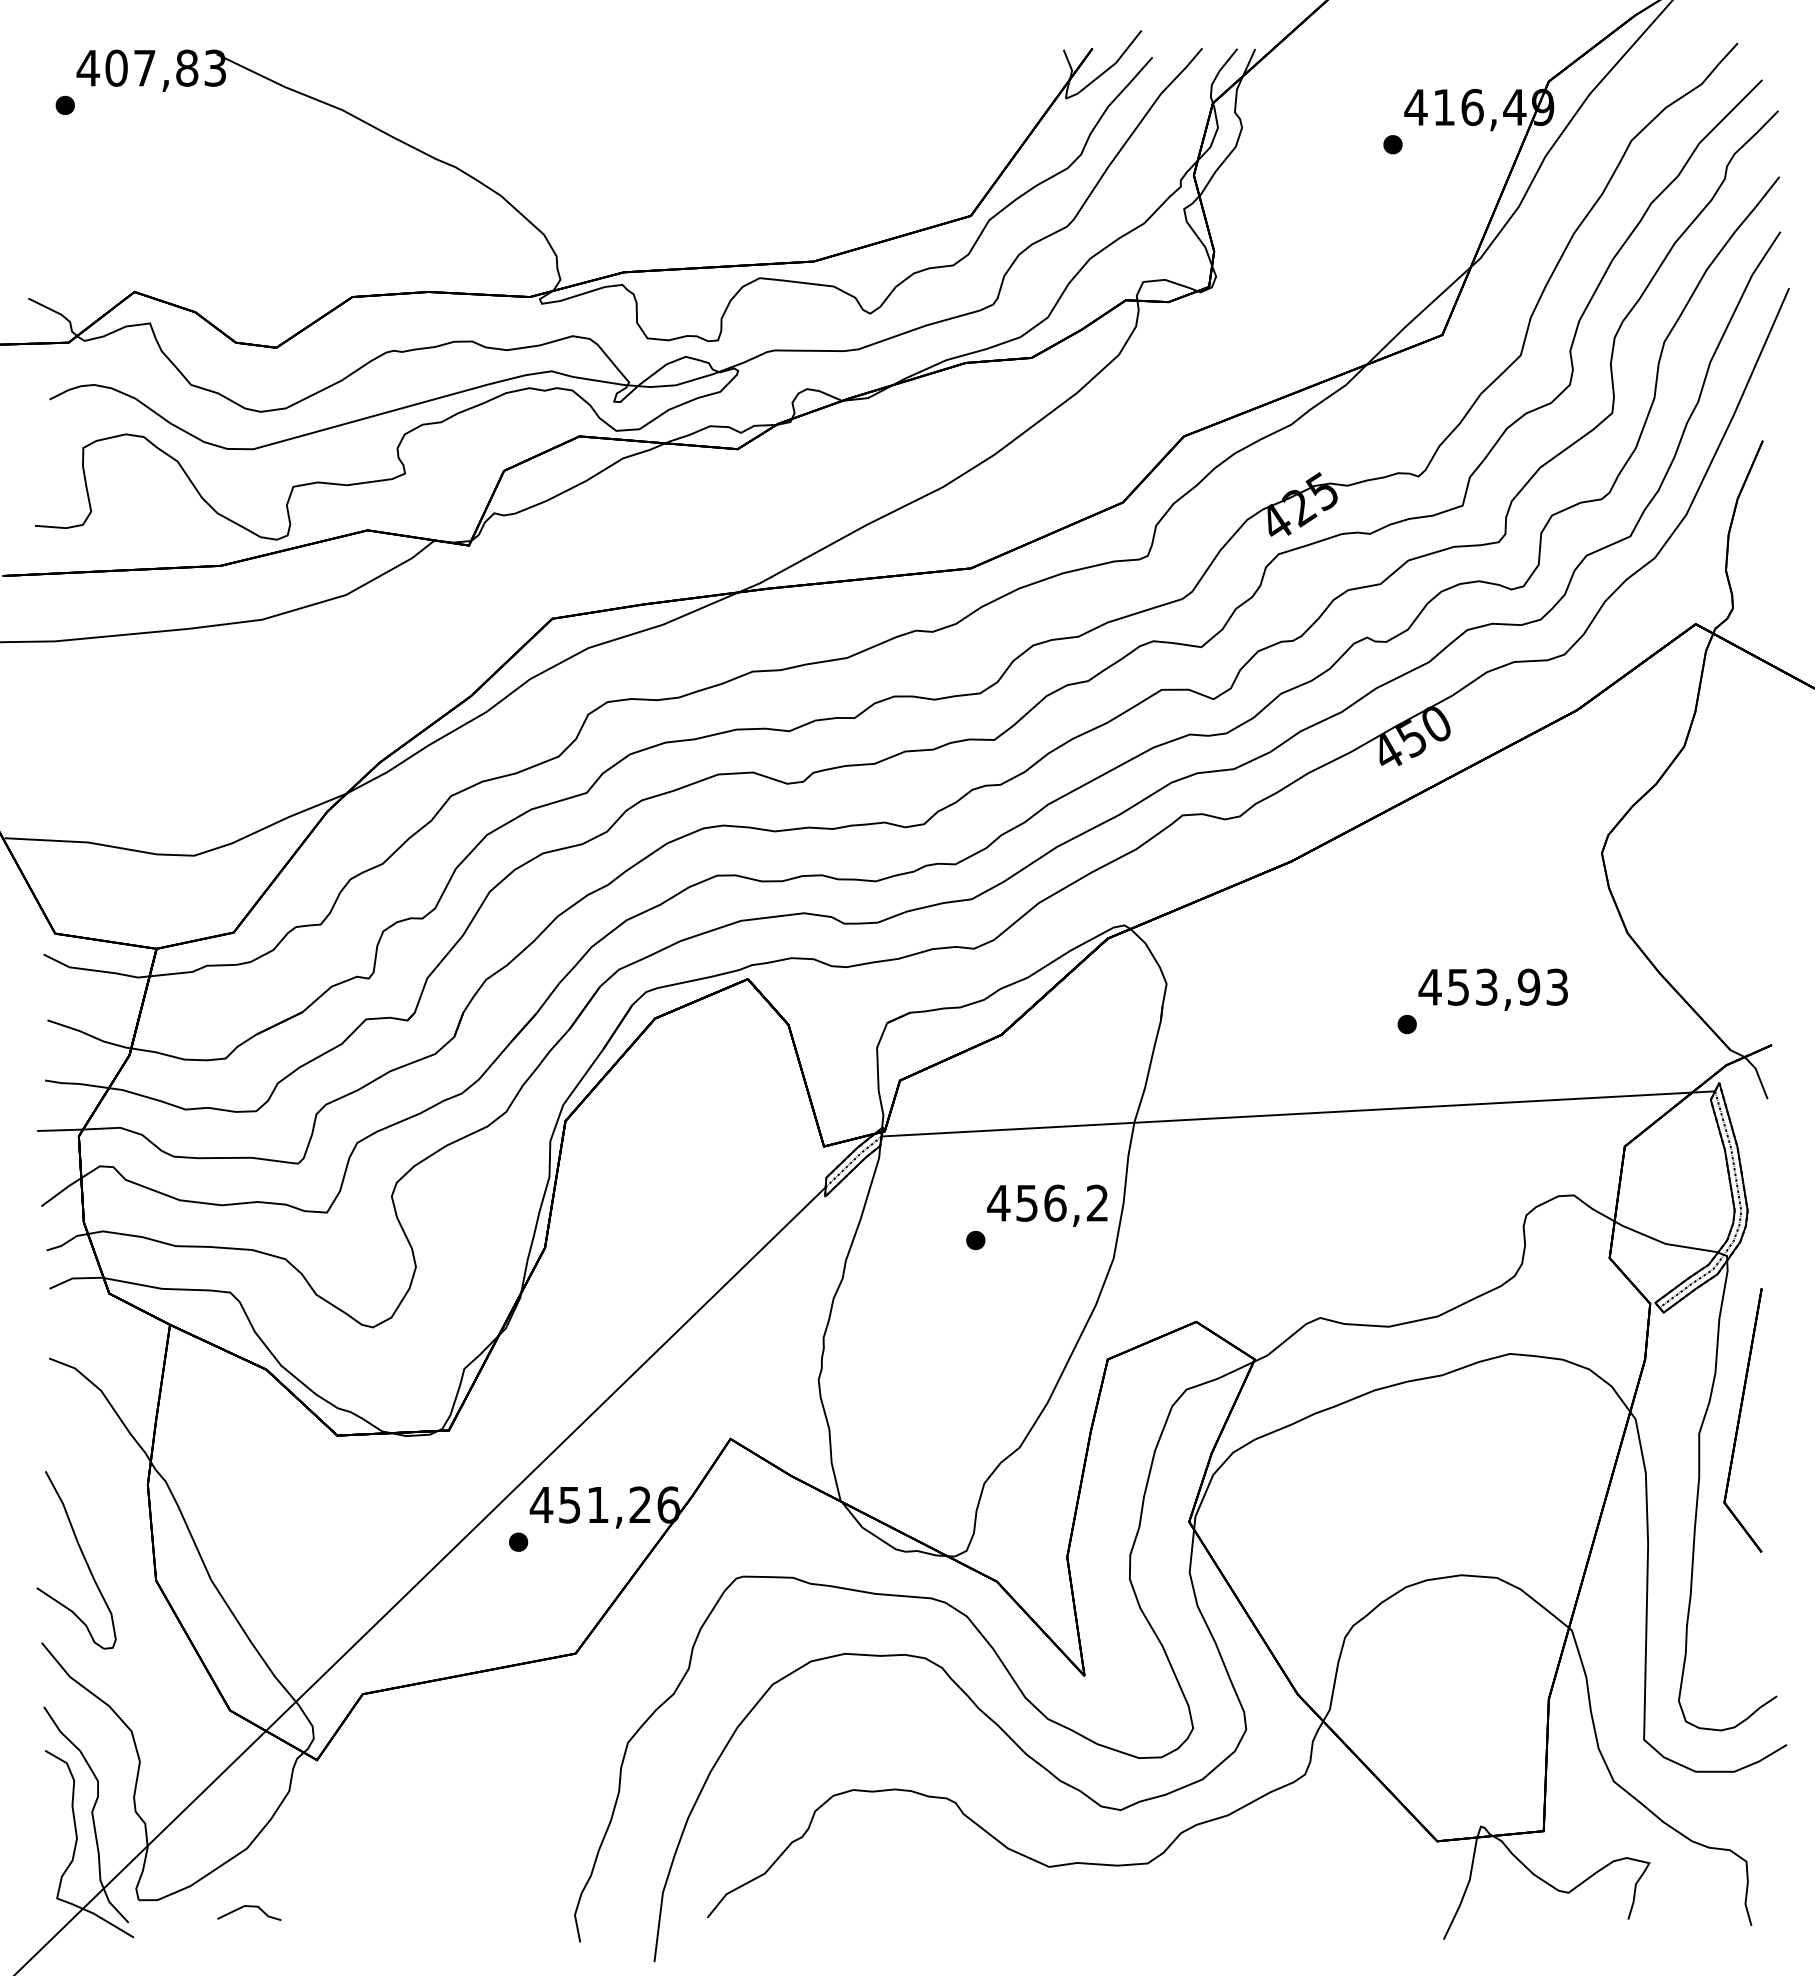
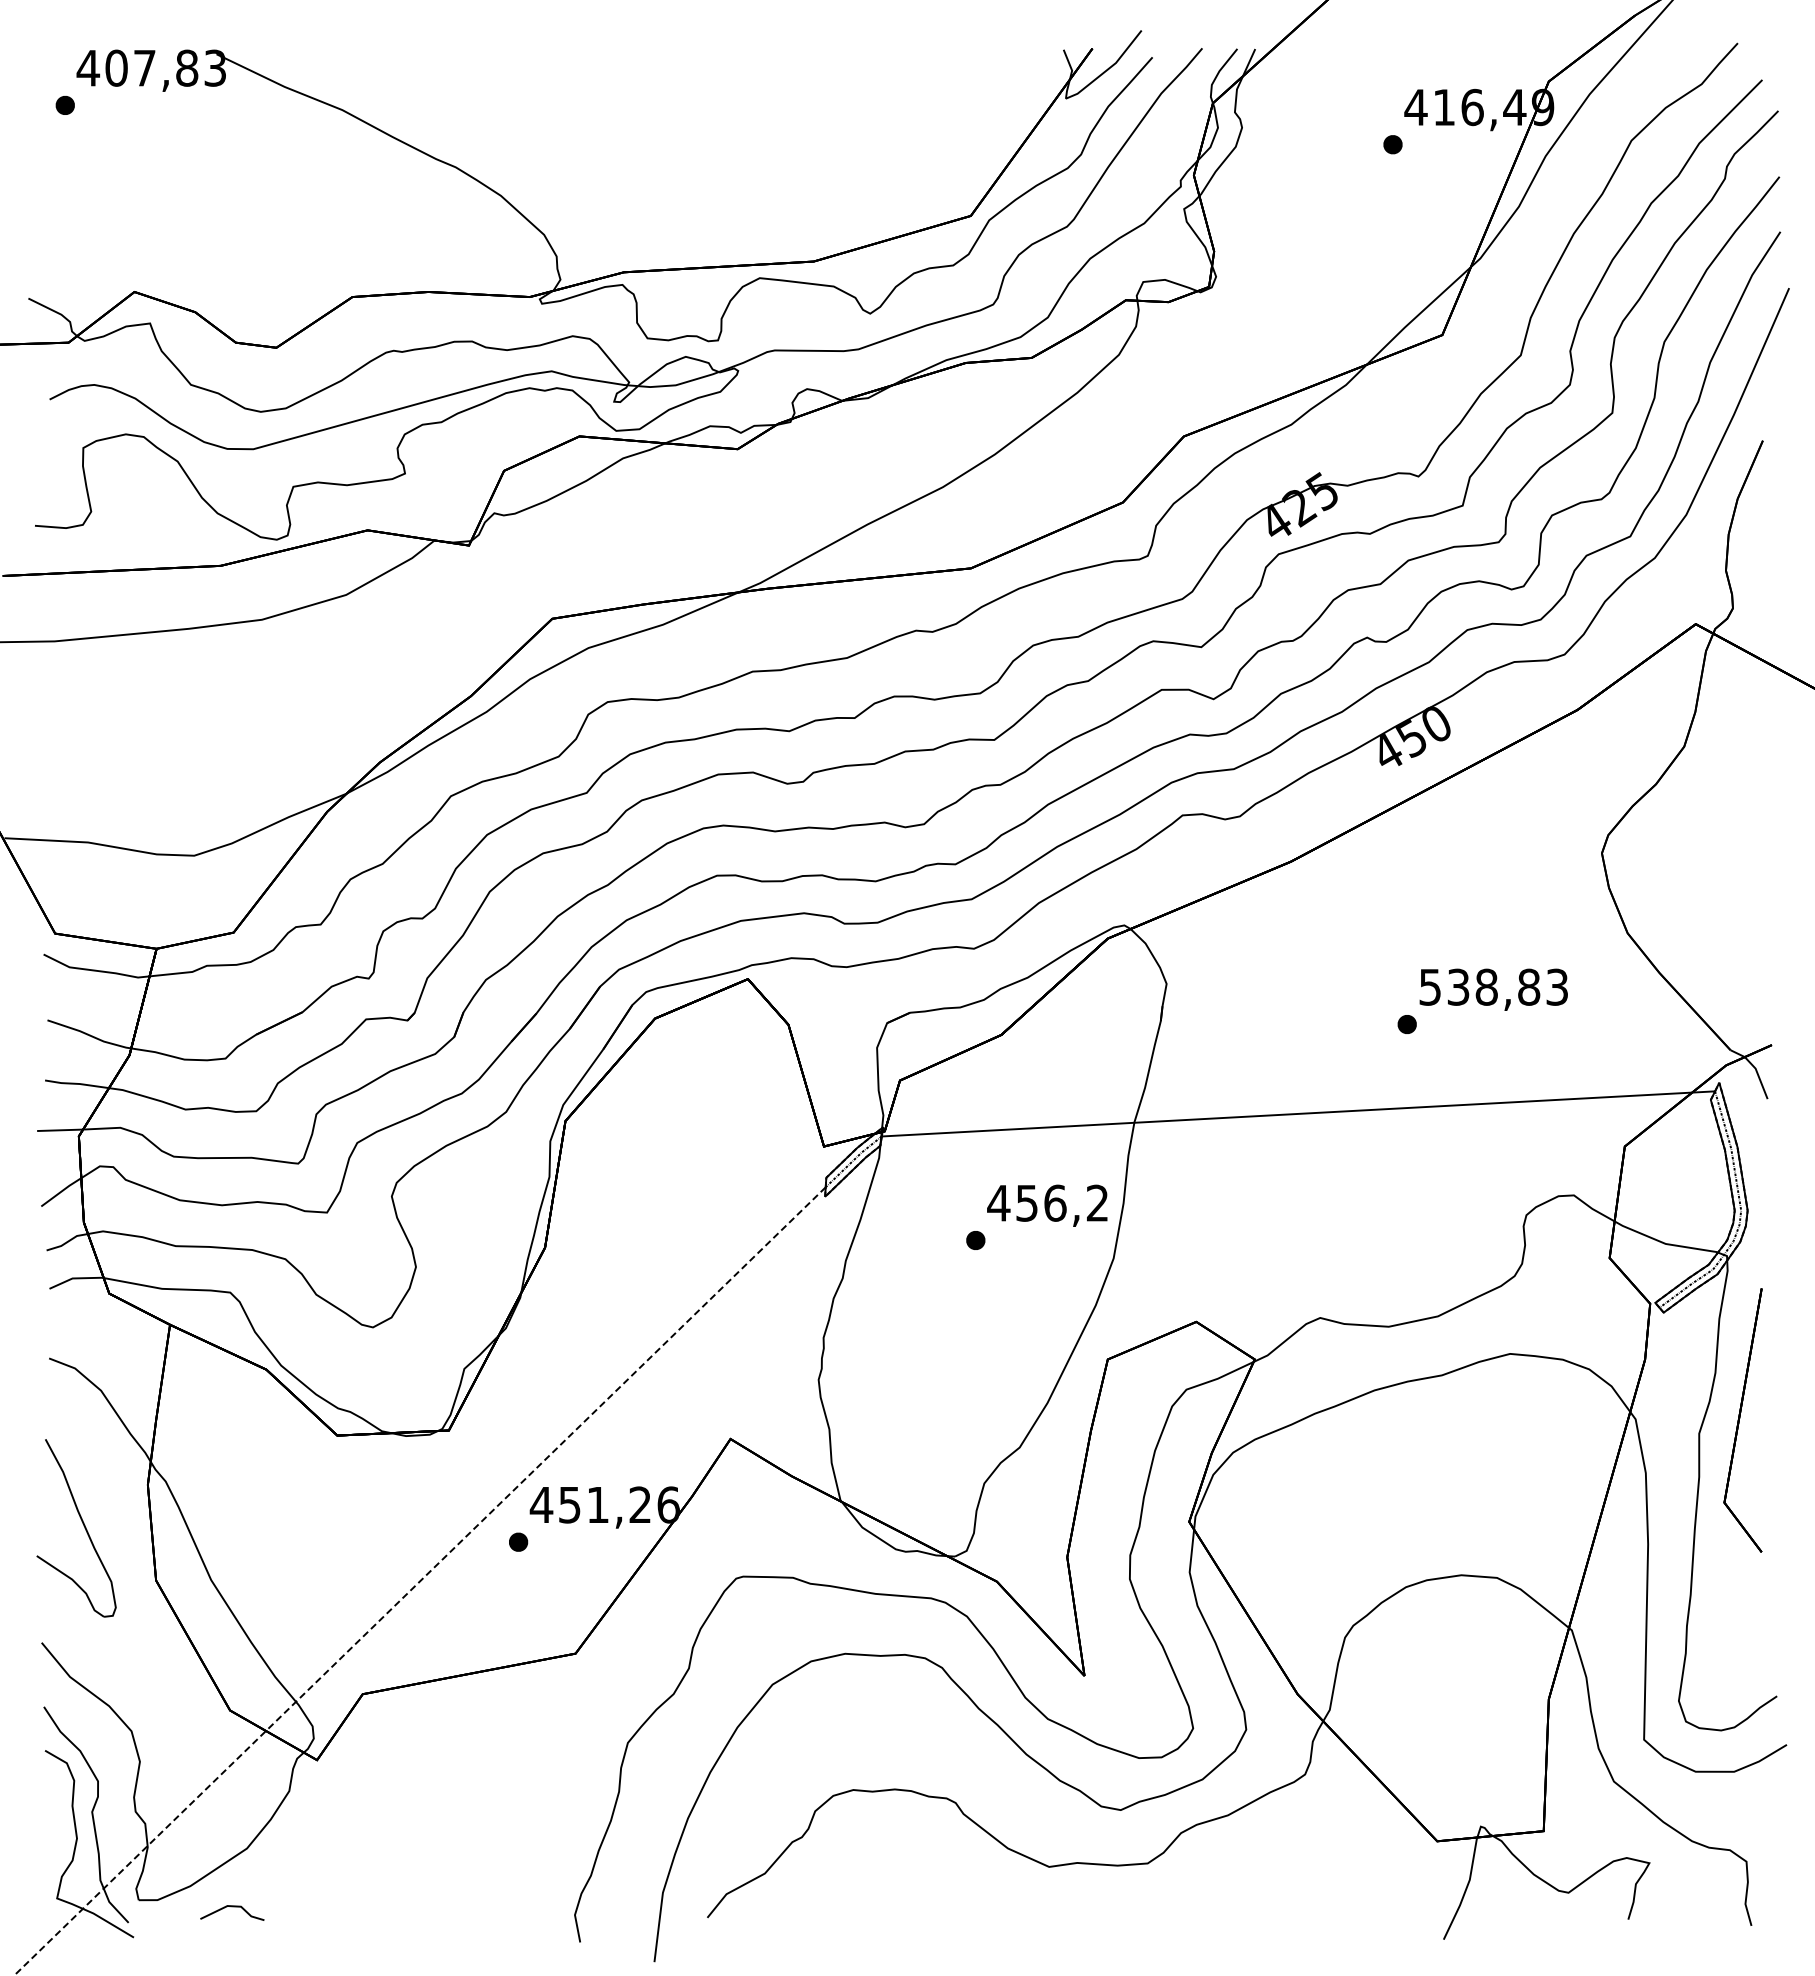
text: 453,93 -> 538,83 (1479, 986)
part position: (83, 1558) -> (83, 1526) (83, 1526)
line: solid -> dashed (419, 1581)
line position: (249, 1907) -> (232, 1907) (232, 1907)
